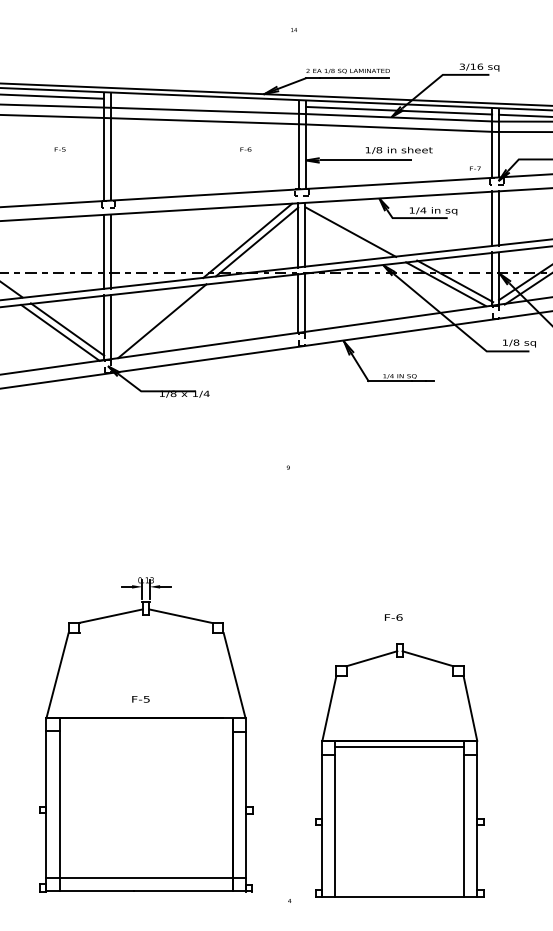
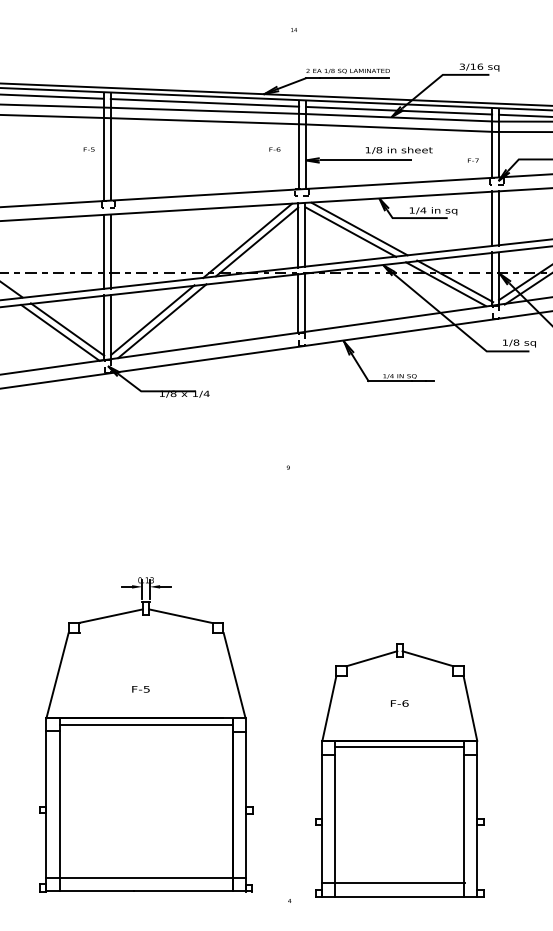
line: none -> present (204, 102)
text position: (59, 149) -> (88, 149) (88, 149)
text position: (245, 149) -> (274, 149) (274, 149)
text position: (475, 168) -> (473, 160) (473, 160)
line: none -> present (359, 228)
line: none -> present (152, 320)
text position: (393, 617) -> (399, 703) (399, 703)
text position: (140, 699) -> (140, 689) (140, 689)
line: none -> present (146, 724)
line: none -> present (393, 883)
